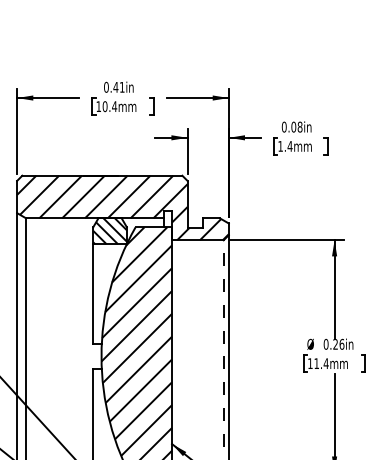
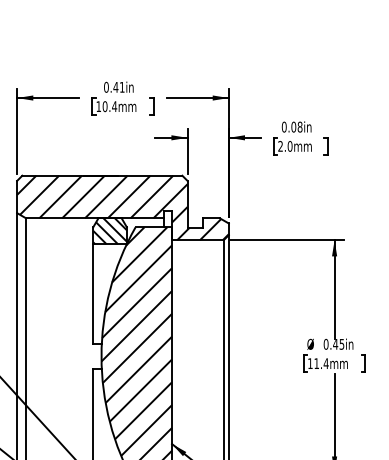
text: 1.4mm -> 2.0mm (285, 146)
text: 0.26in -> 0.45in (338, 343)
line: dashed -> solid (223, 349)
